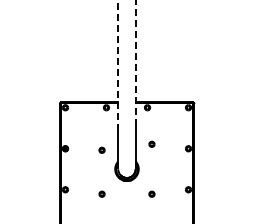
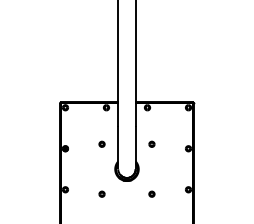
line: dashed -> solid (118, 63)
line: dashed -> solid (135, 63)
part position: (101, 149) -> (101, 143) (101, 143)
